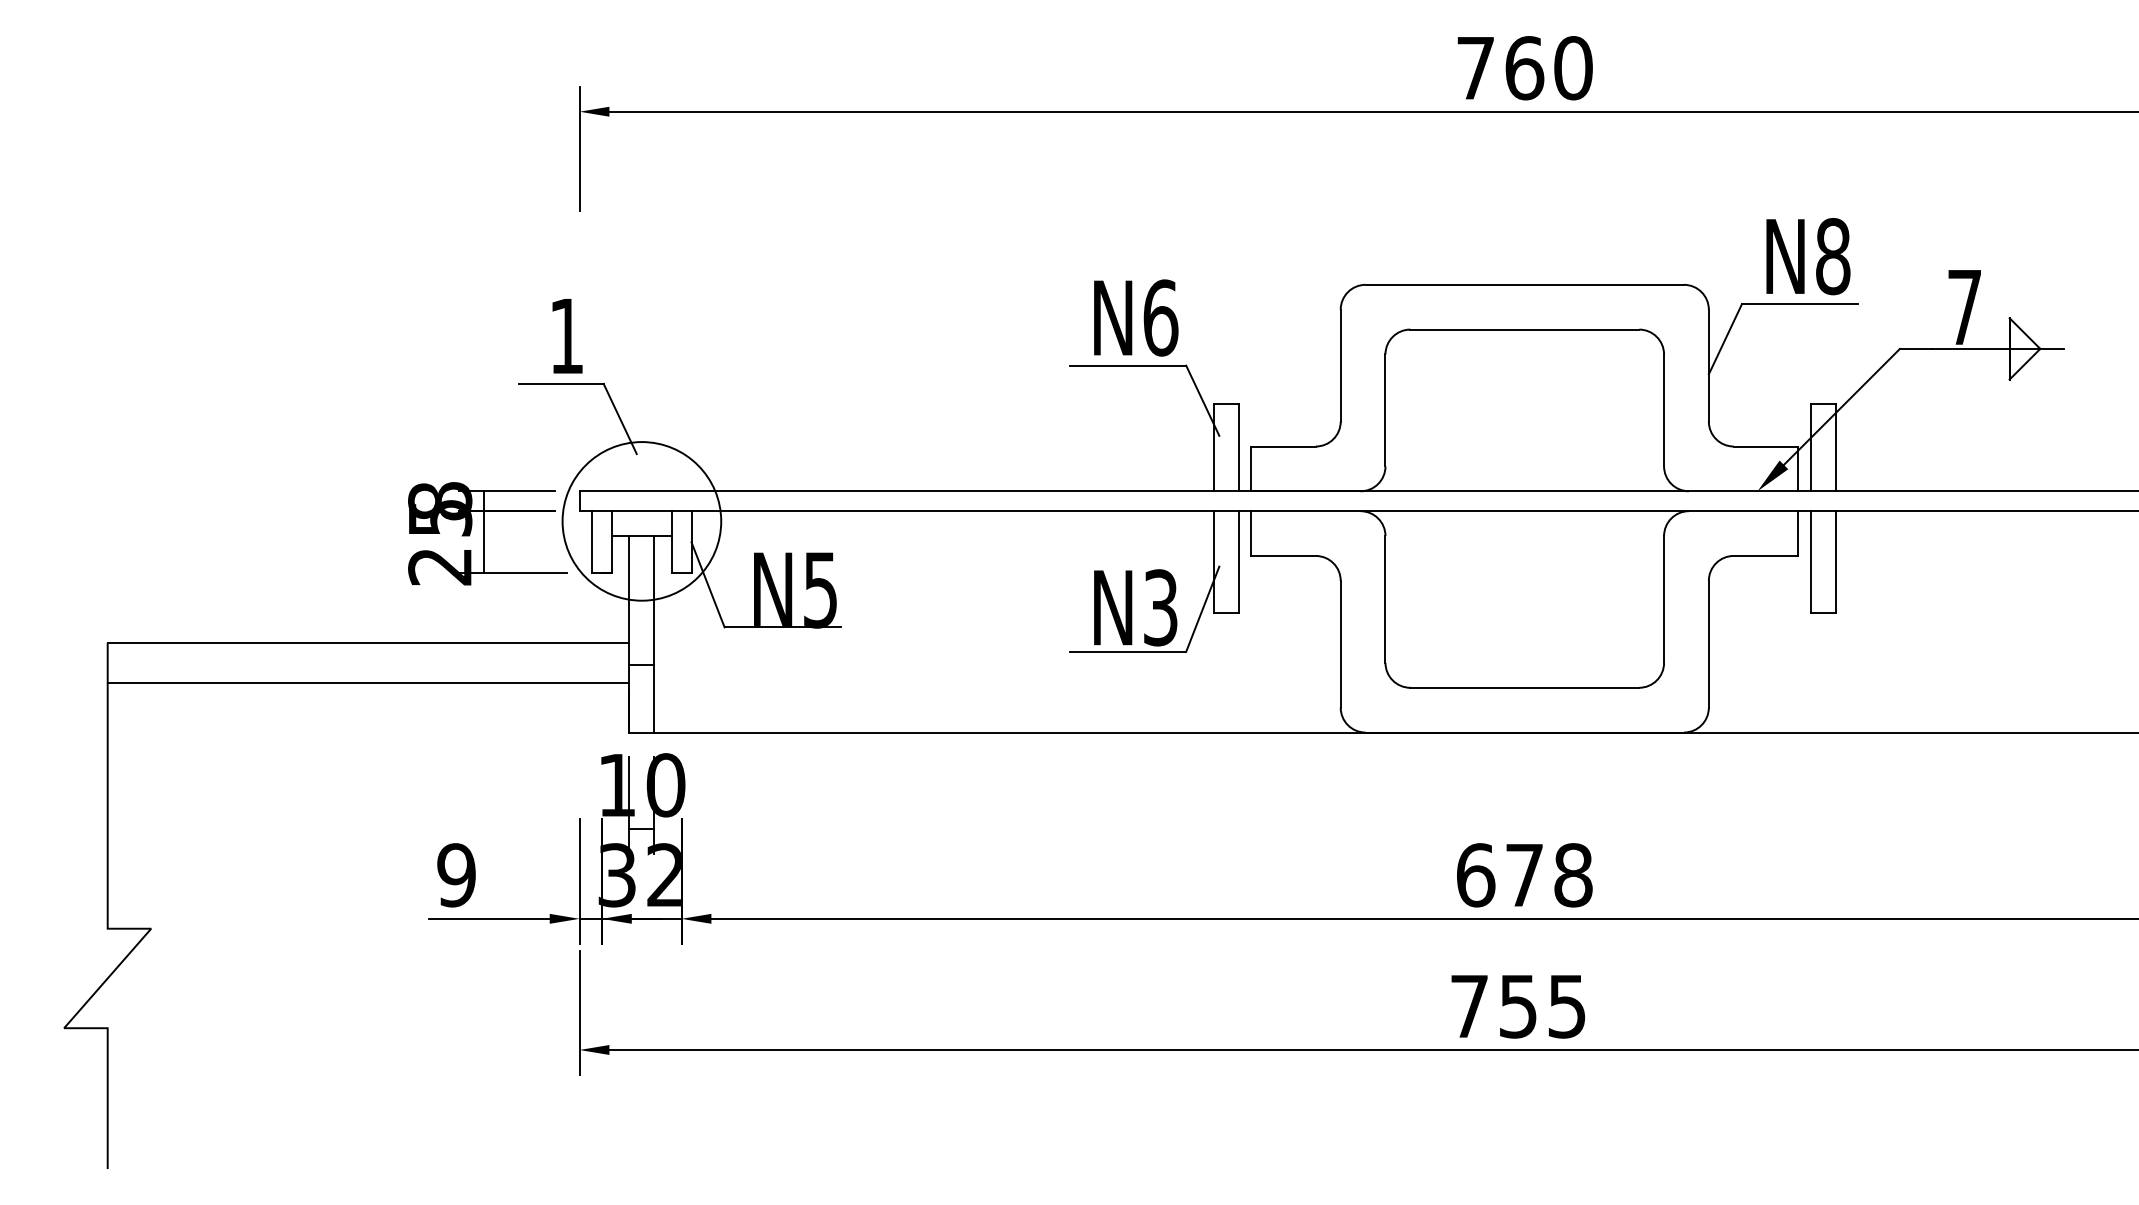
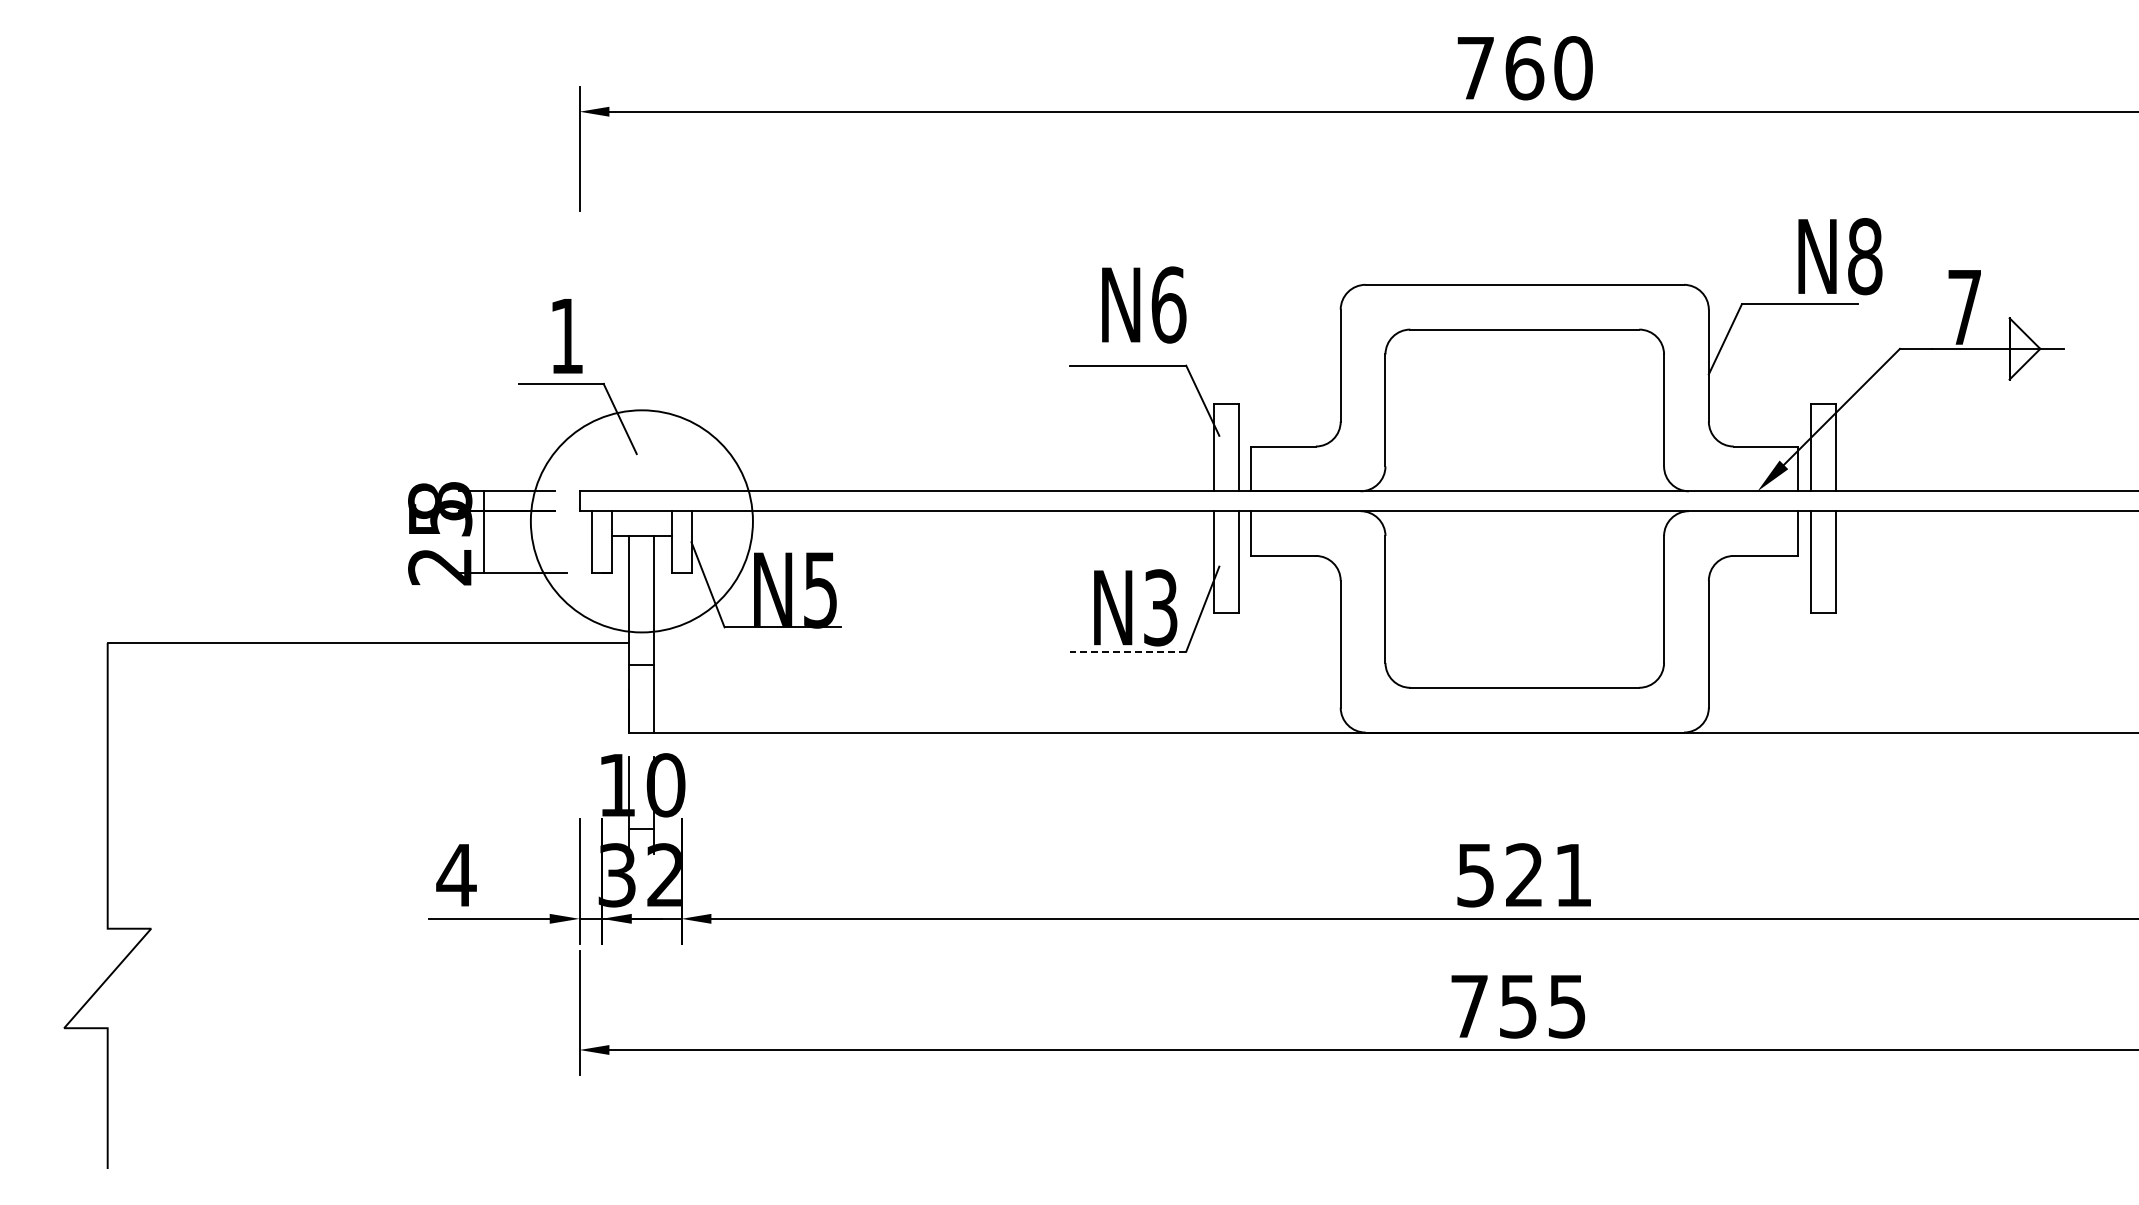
text position: (1808, 256) -> (1840, 256) (1840, 256)
text position: (1136, 317) -> (1144, 304) (1144, 304)
circle diameter: 159 px -> 222 px (641, 521)
line: solid -> dashed (1127, 651)
line: present -> none (368, 682)
text: 9 -> 4 (456, 875)
text: 678 -> 521 (1524, 875)
